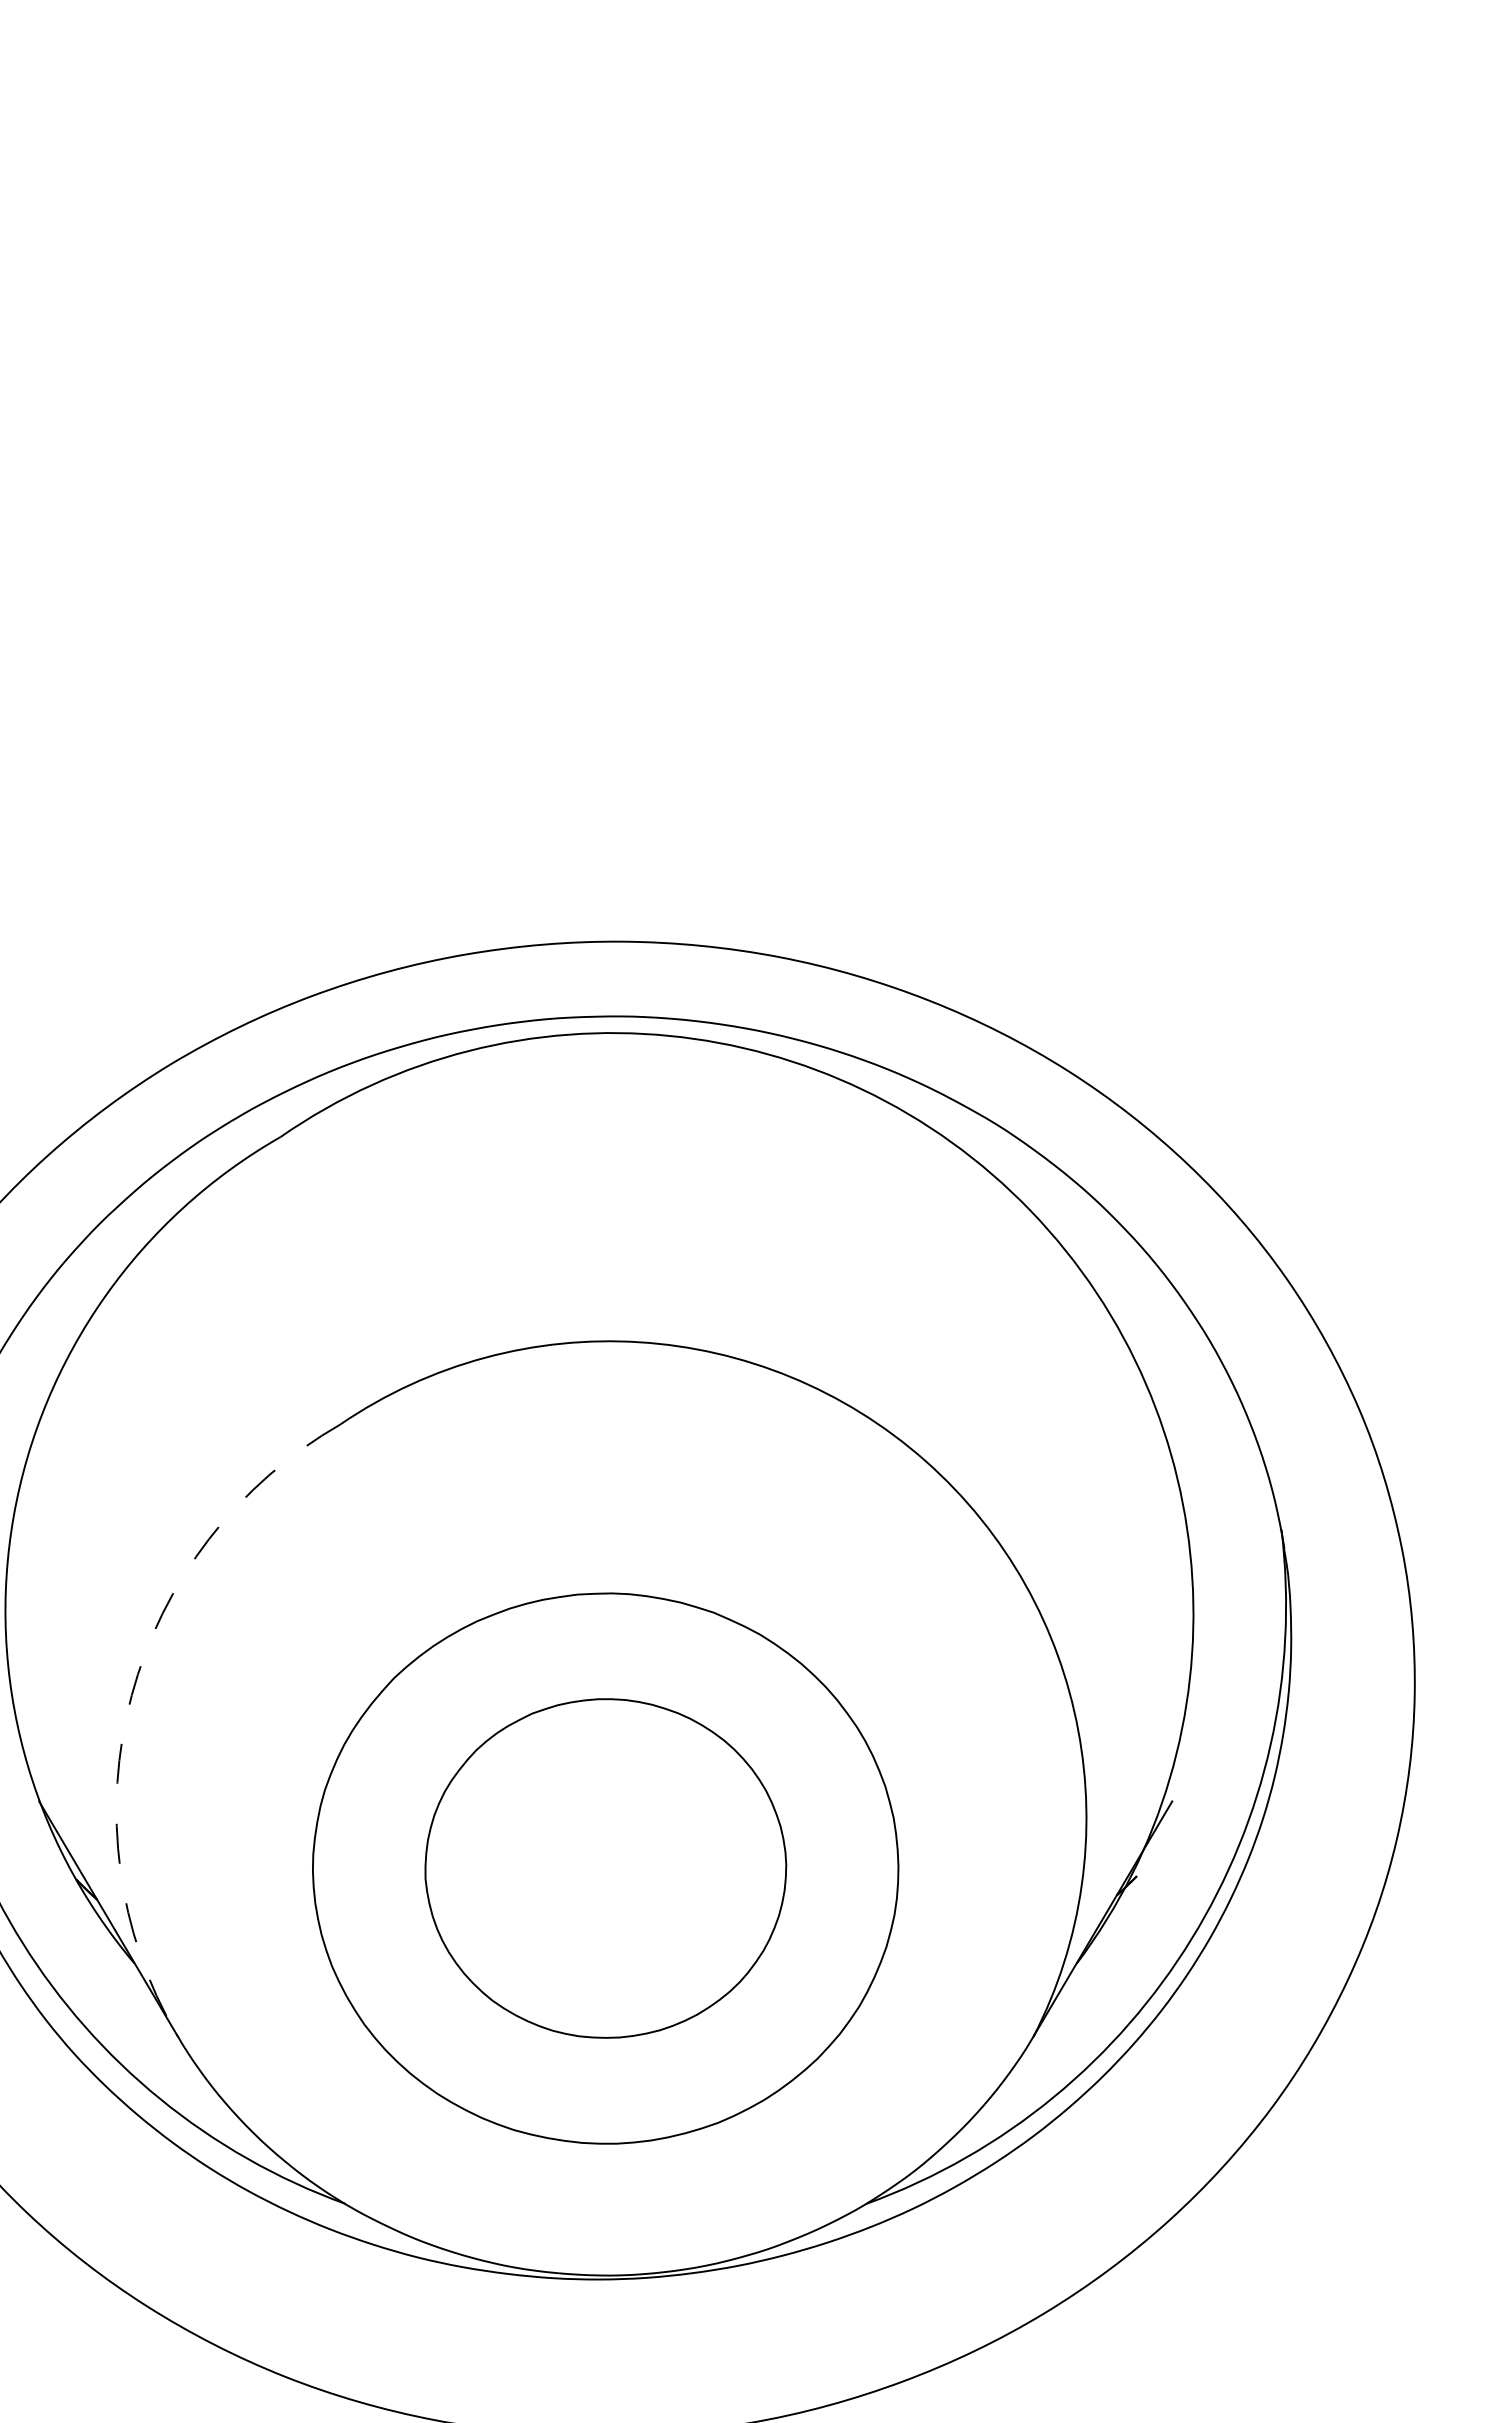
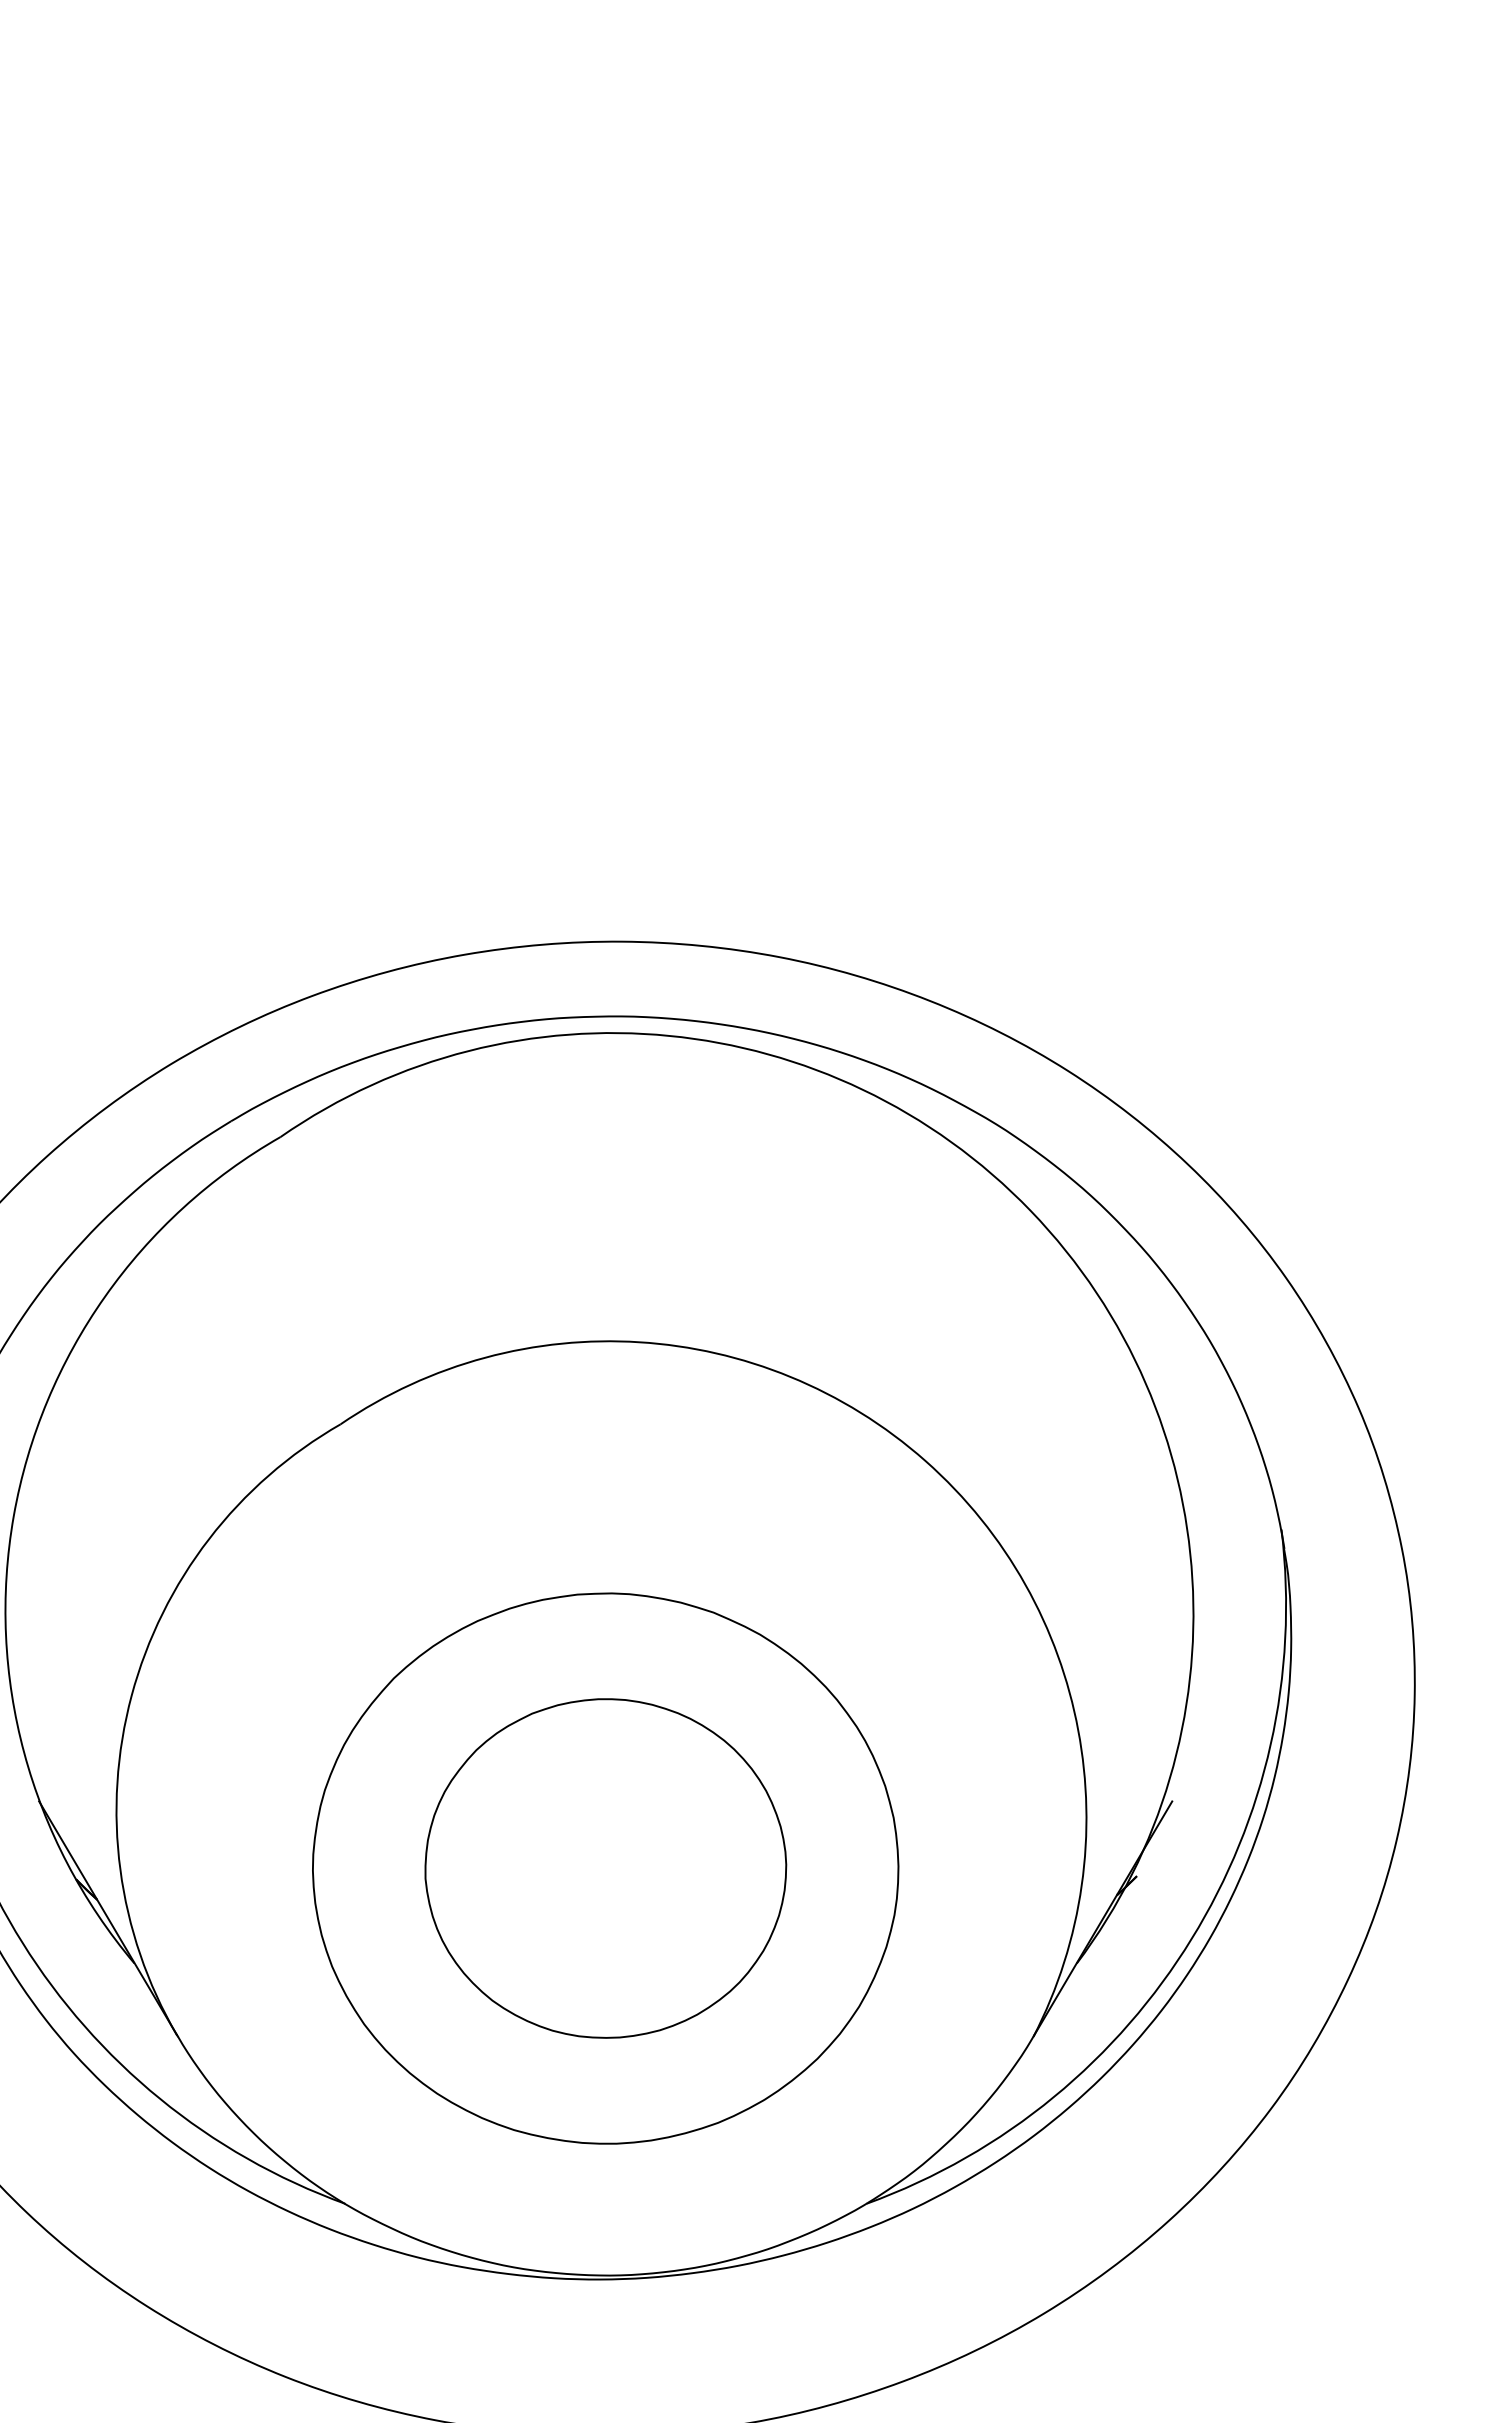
arc: dashed -> solid (131, 1695)
